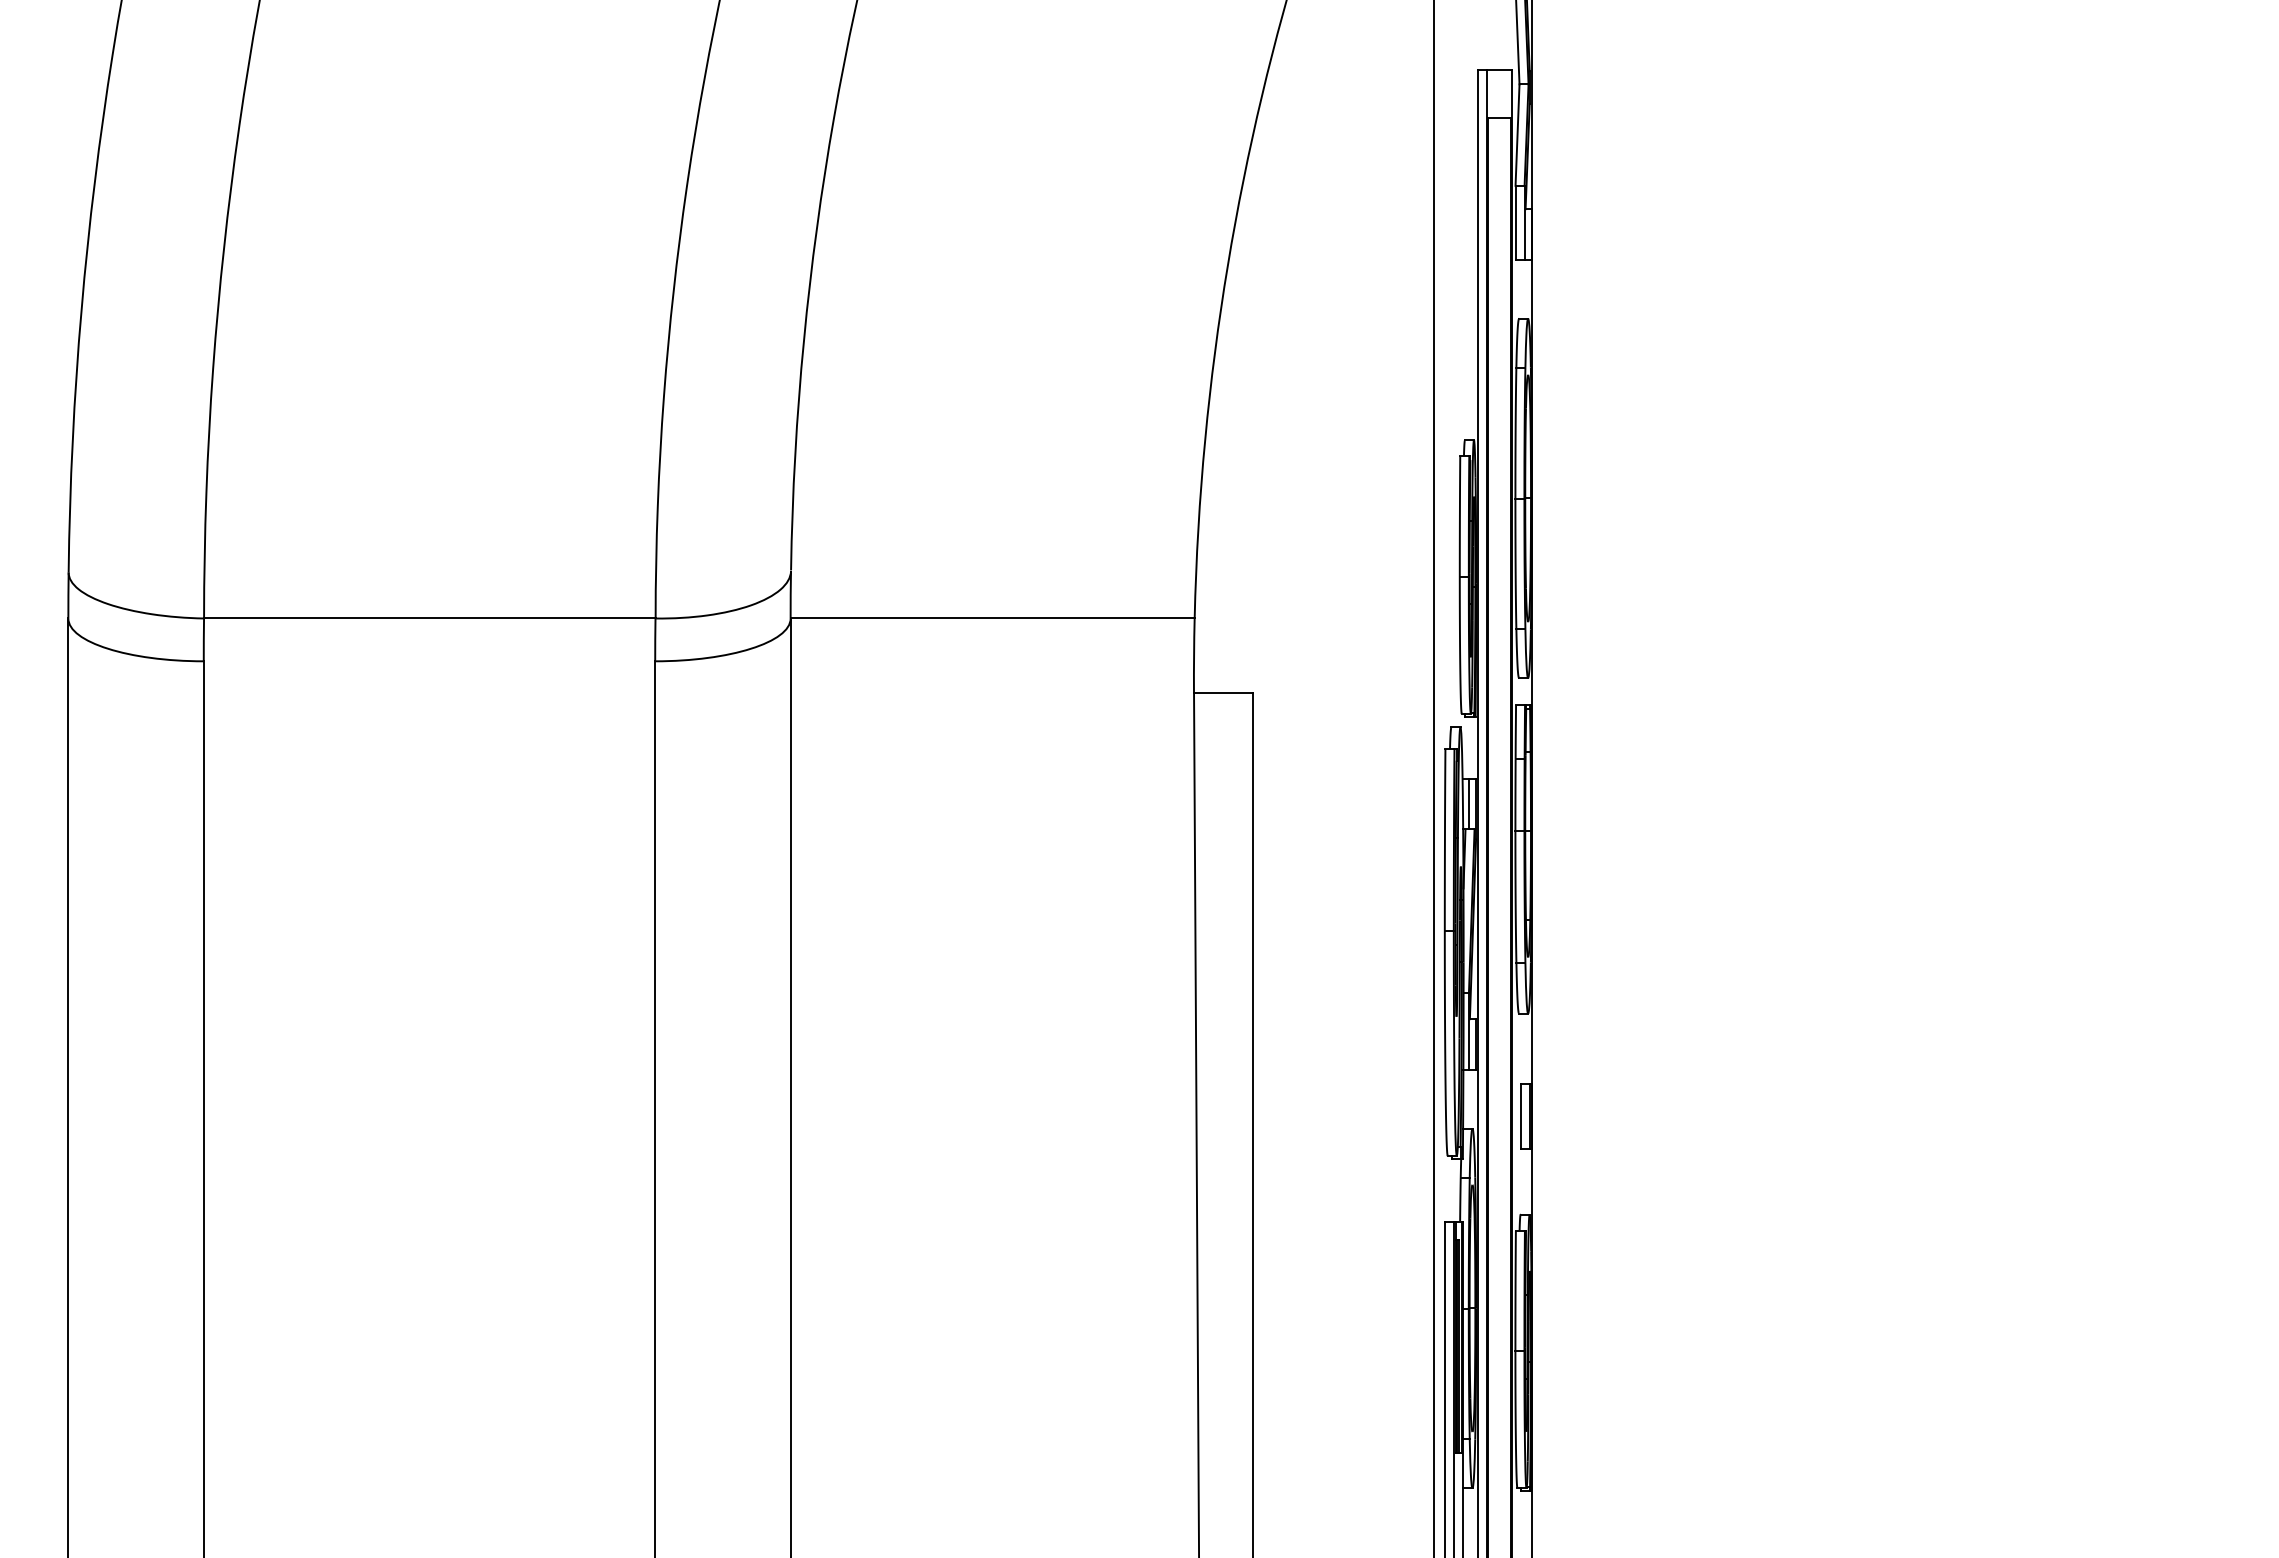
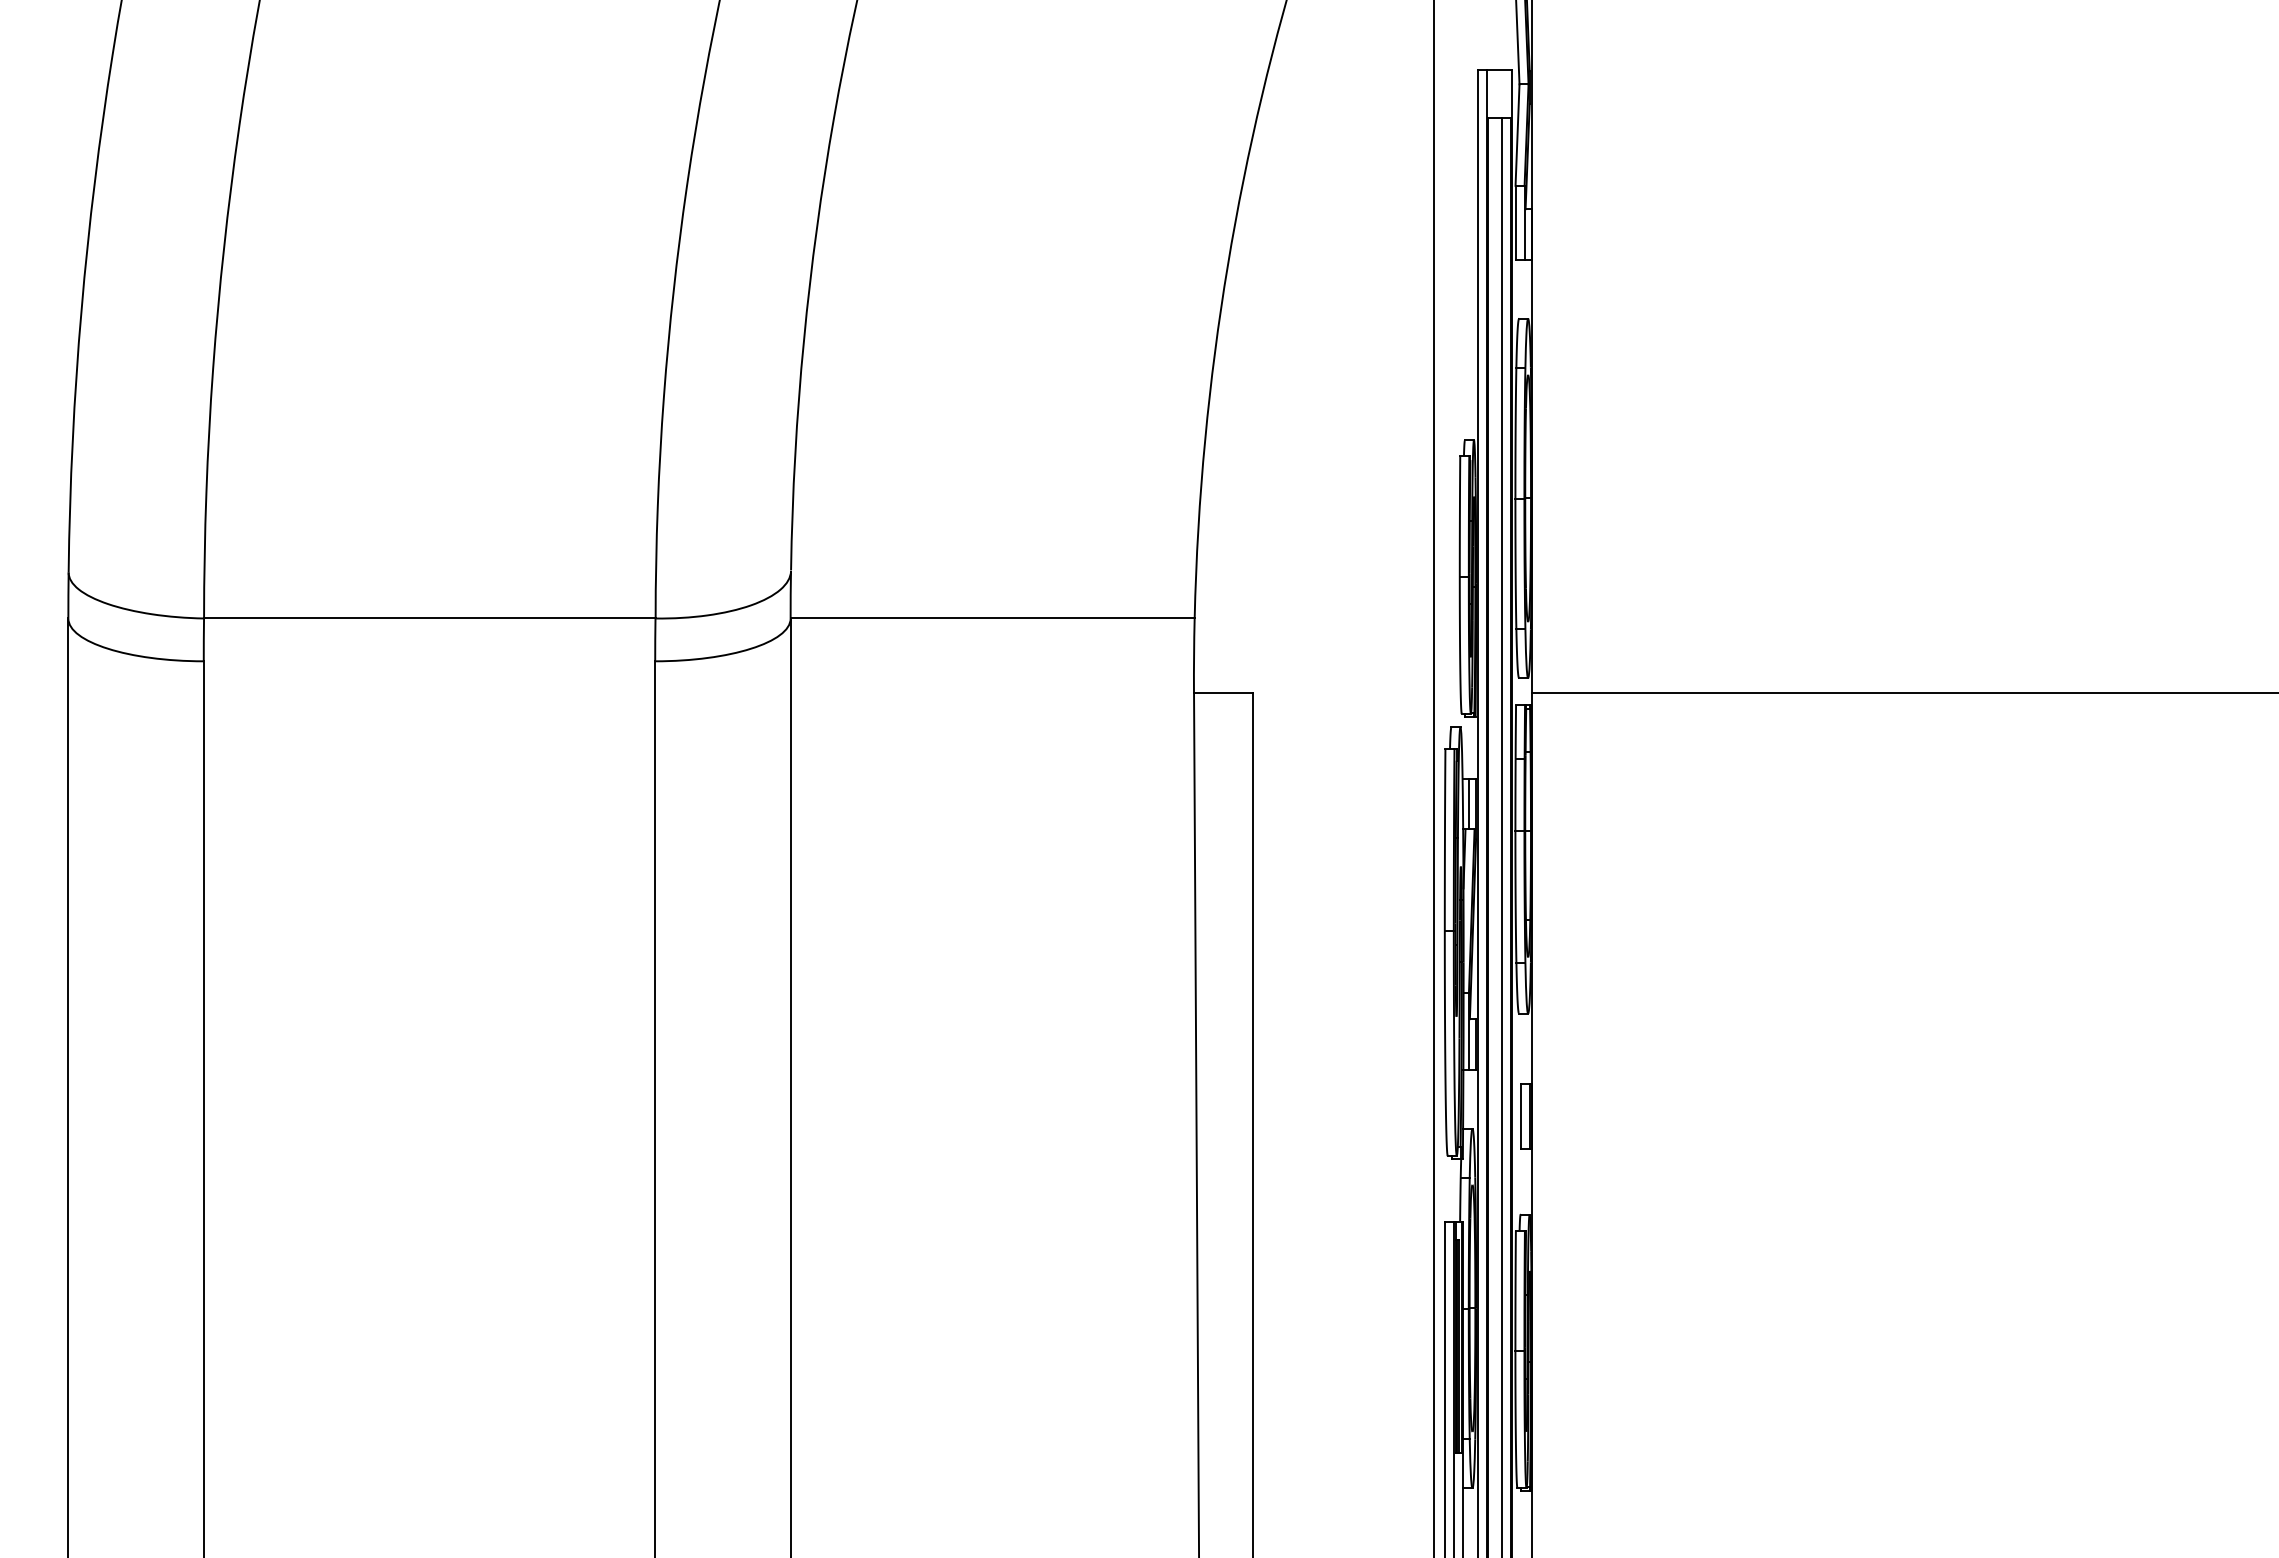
line: none -> present (1903, 692)
line: none -> present (1501, 835)
